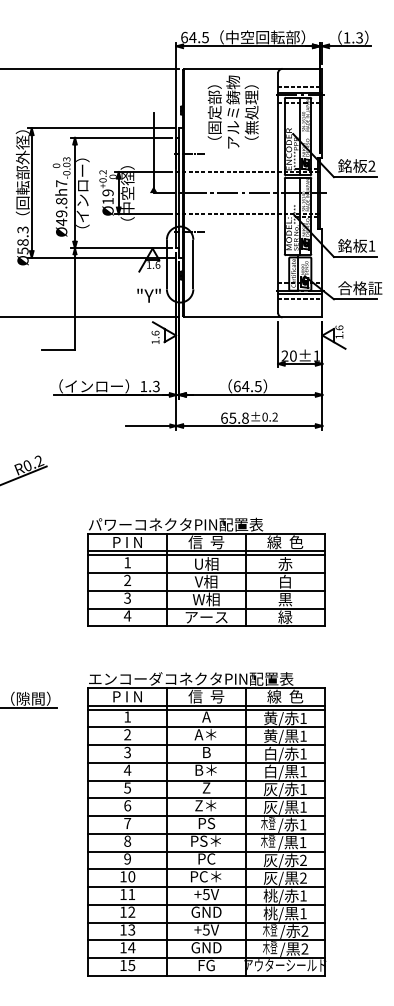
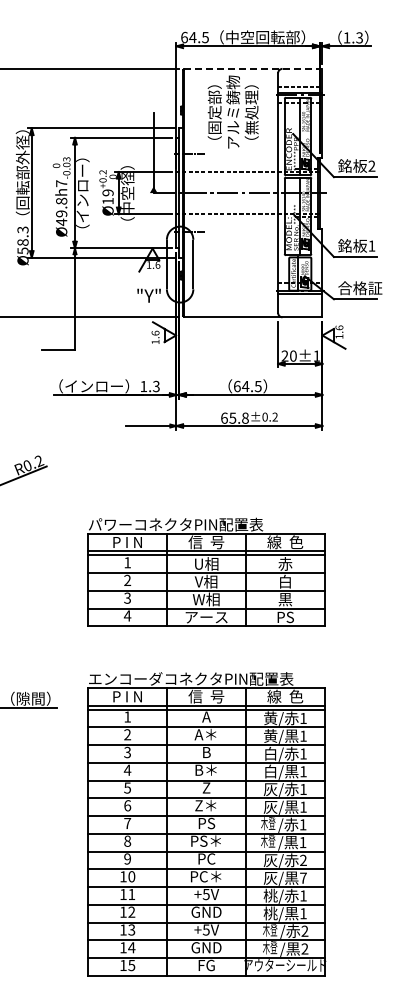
line: solid -> dashed (253, 68)
line: present -> none (300, 298)
text: 緑 -> PS (285, 617)
text: 2 -> 7 (303, 877)
